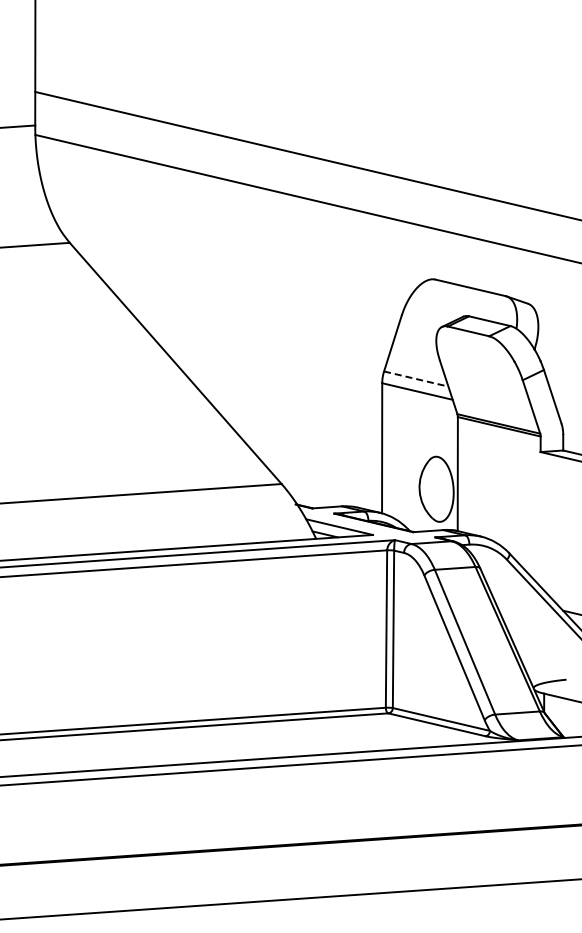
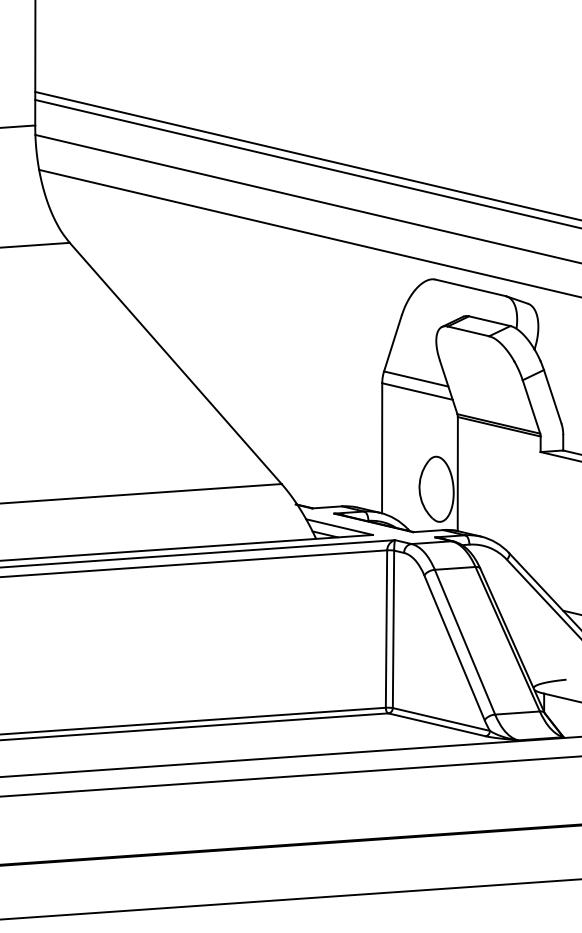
line: none -> present (306, 163)
line: none -> present (308, 232)
line: dashed -> solid (416, 379)
line position: (290, 765) -> (290, 776) (290, 776)
